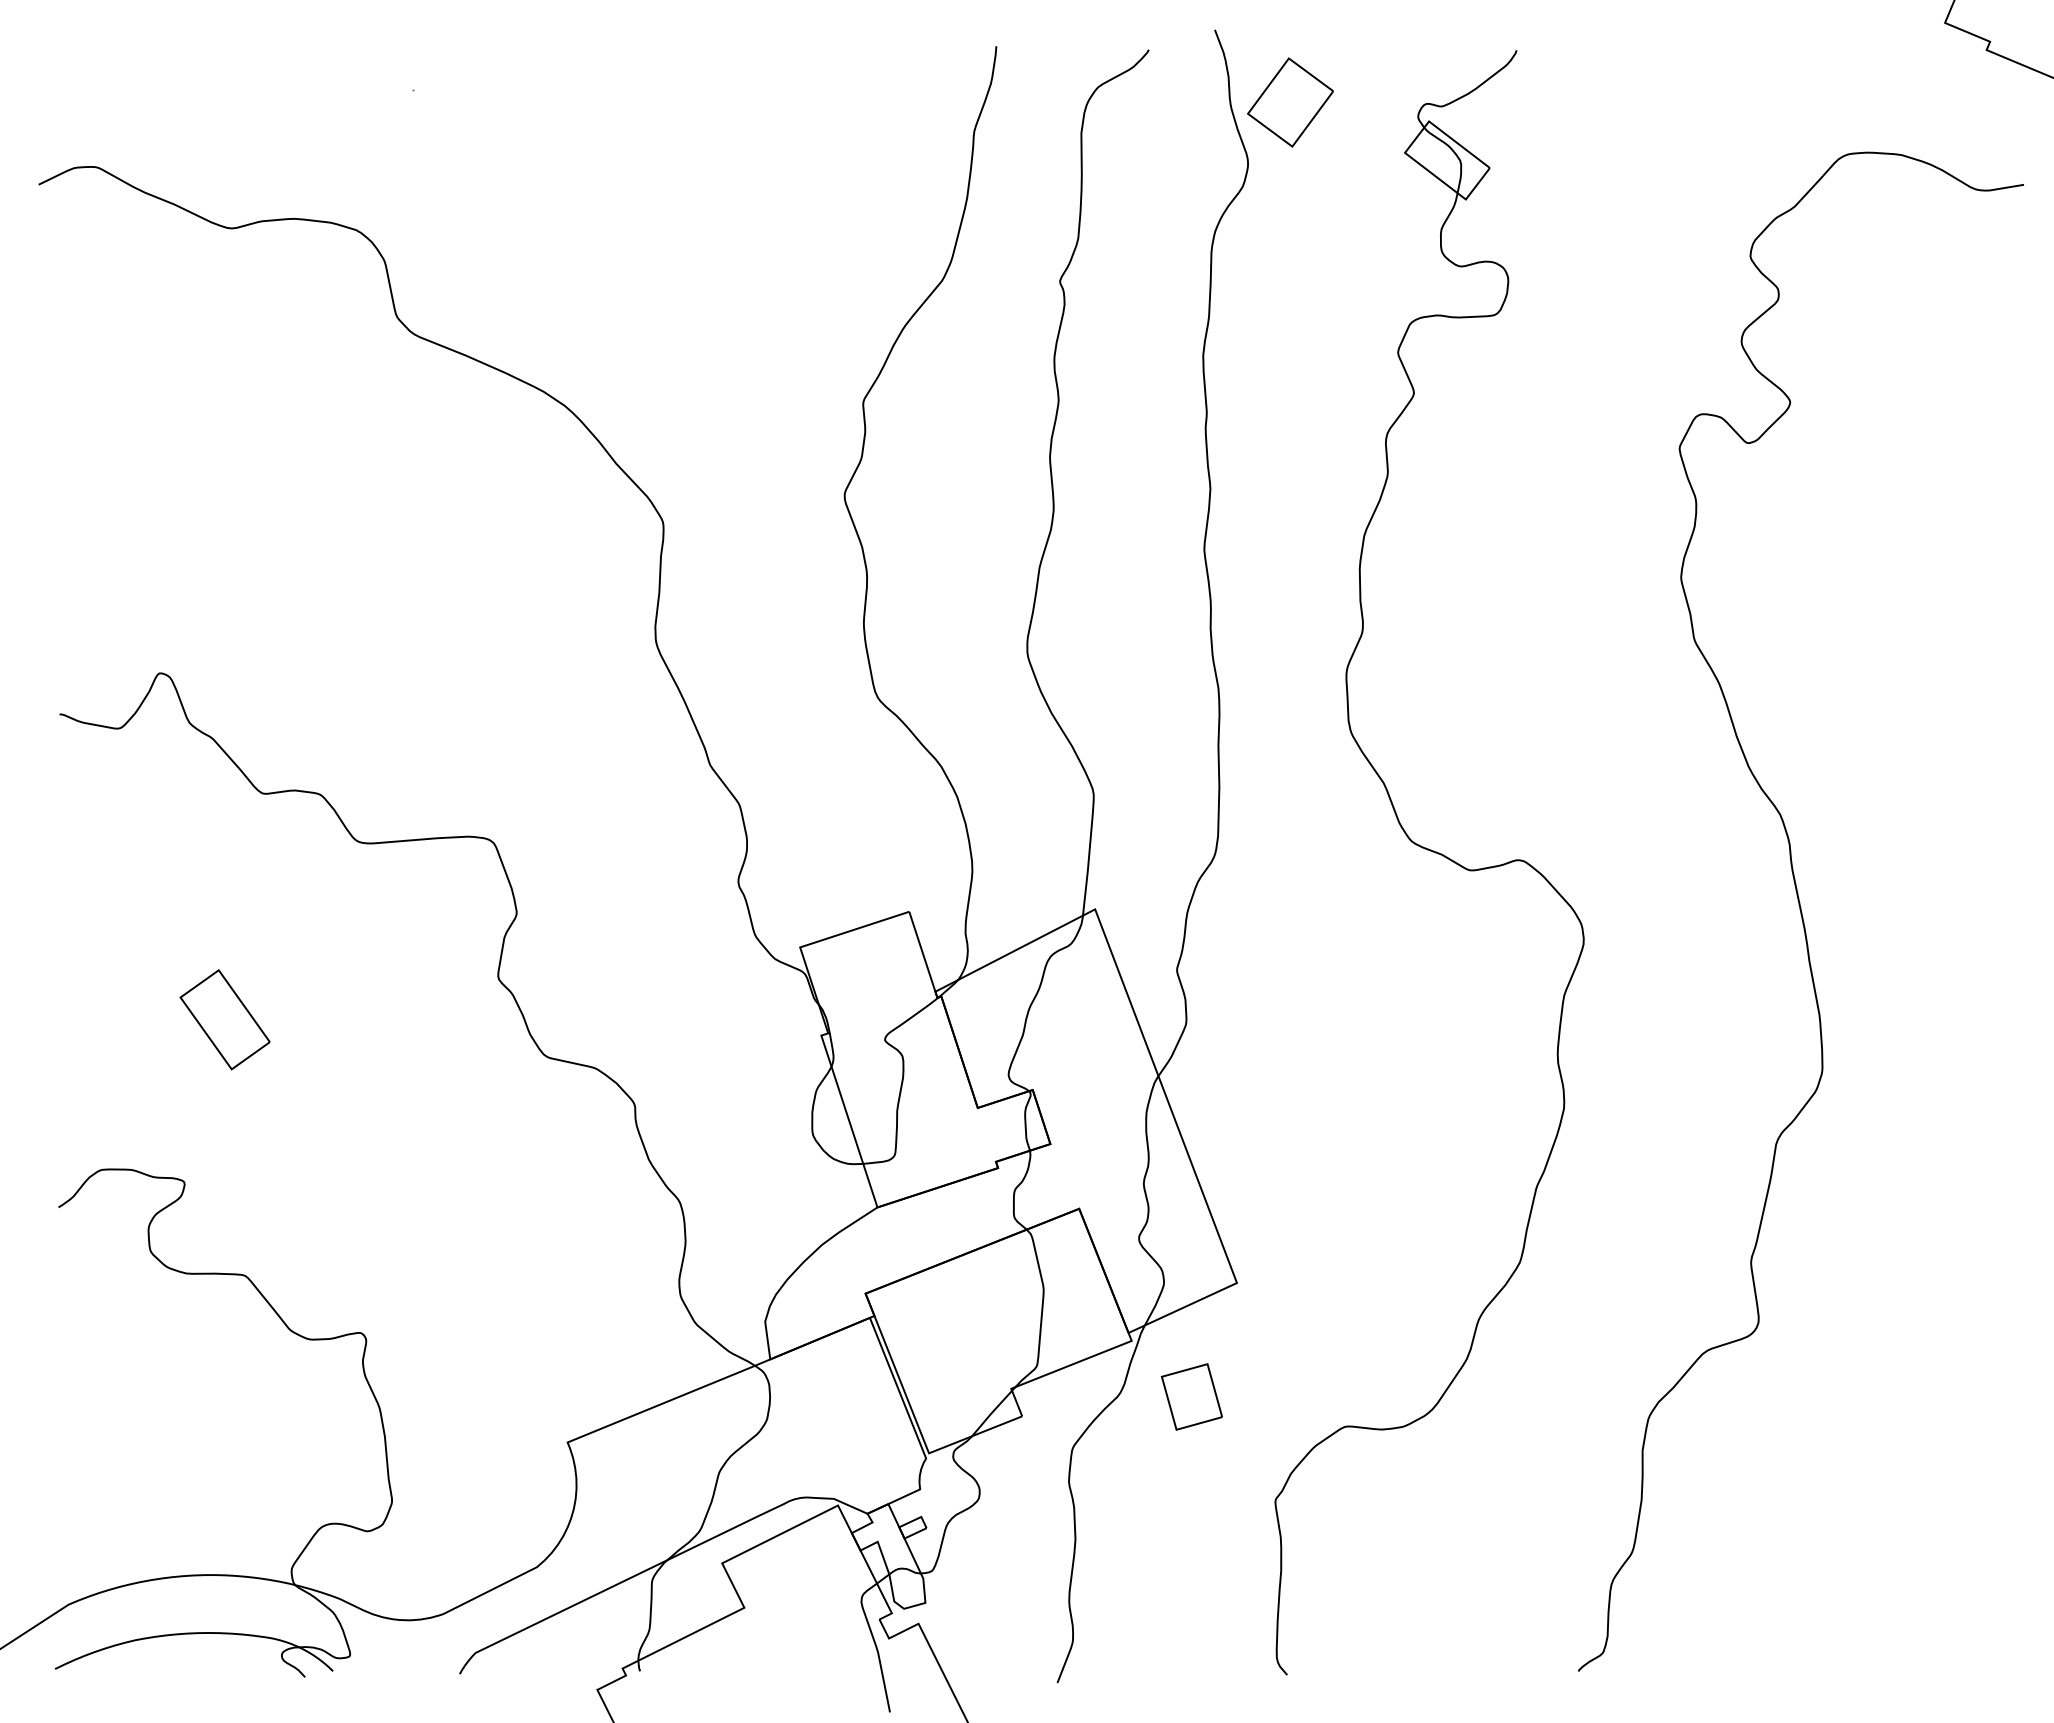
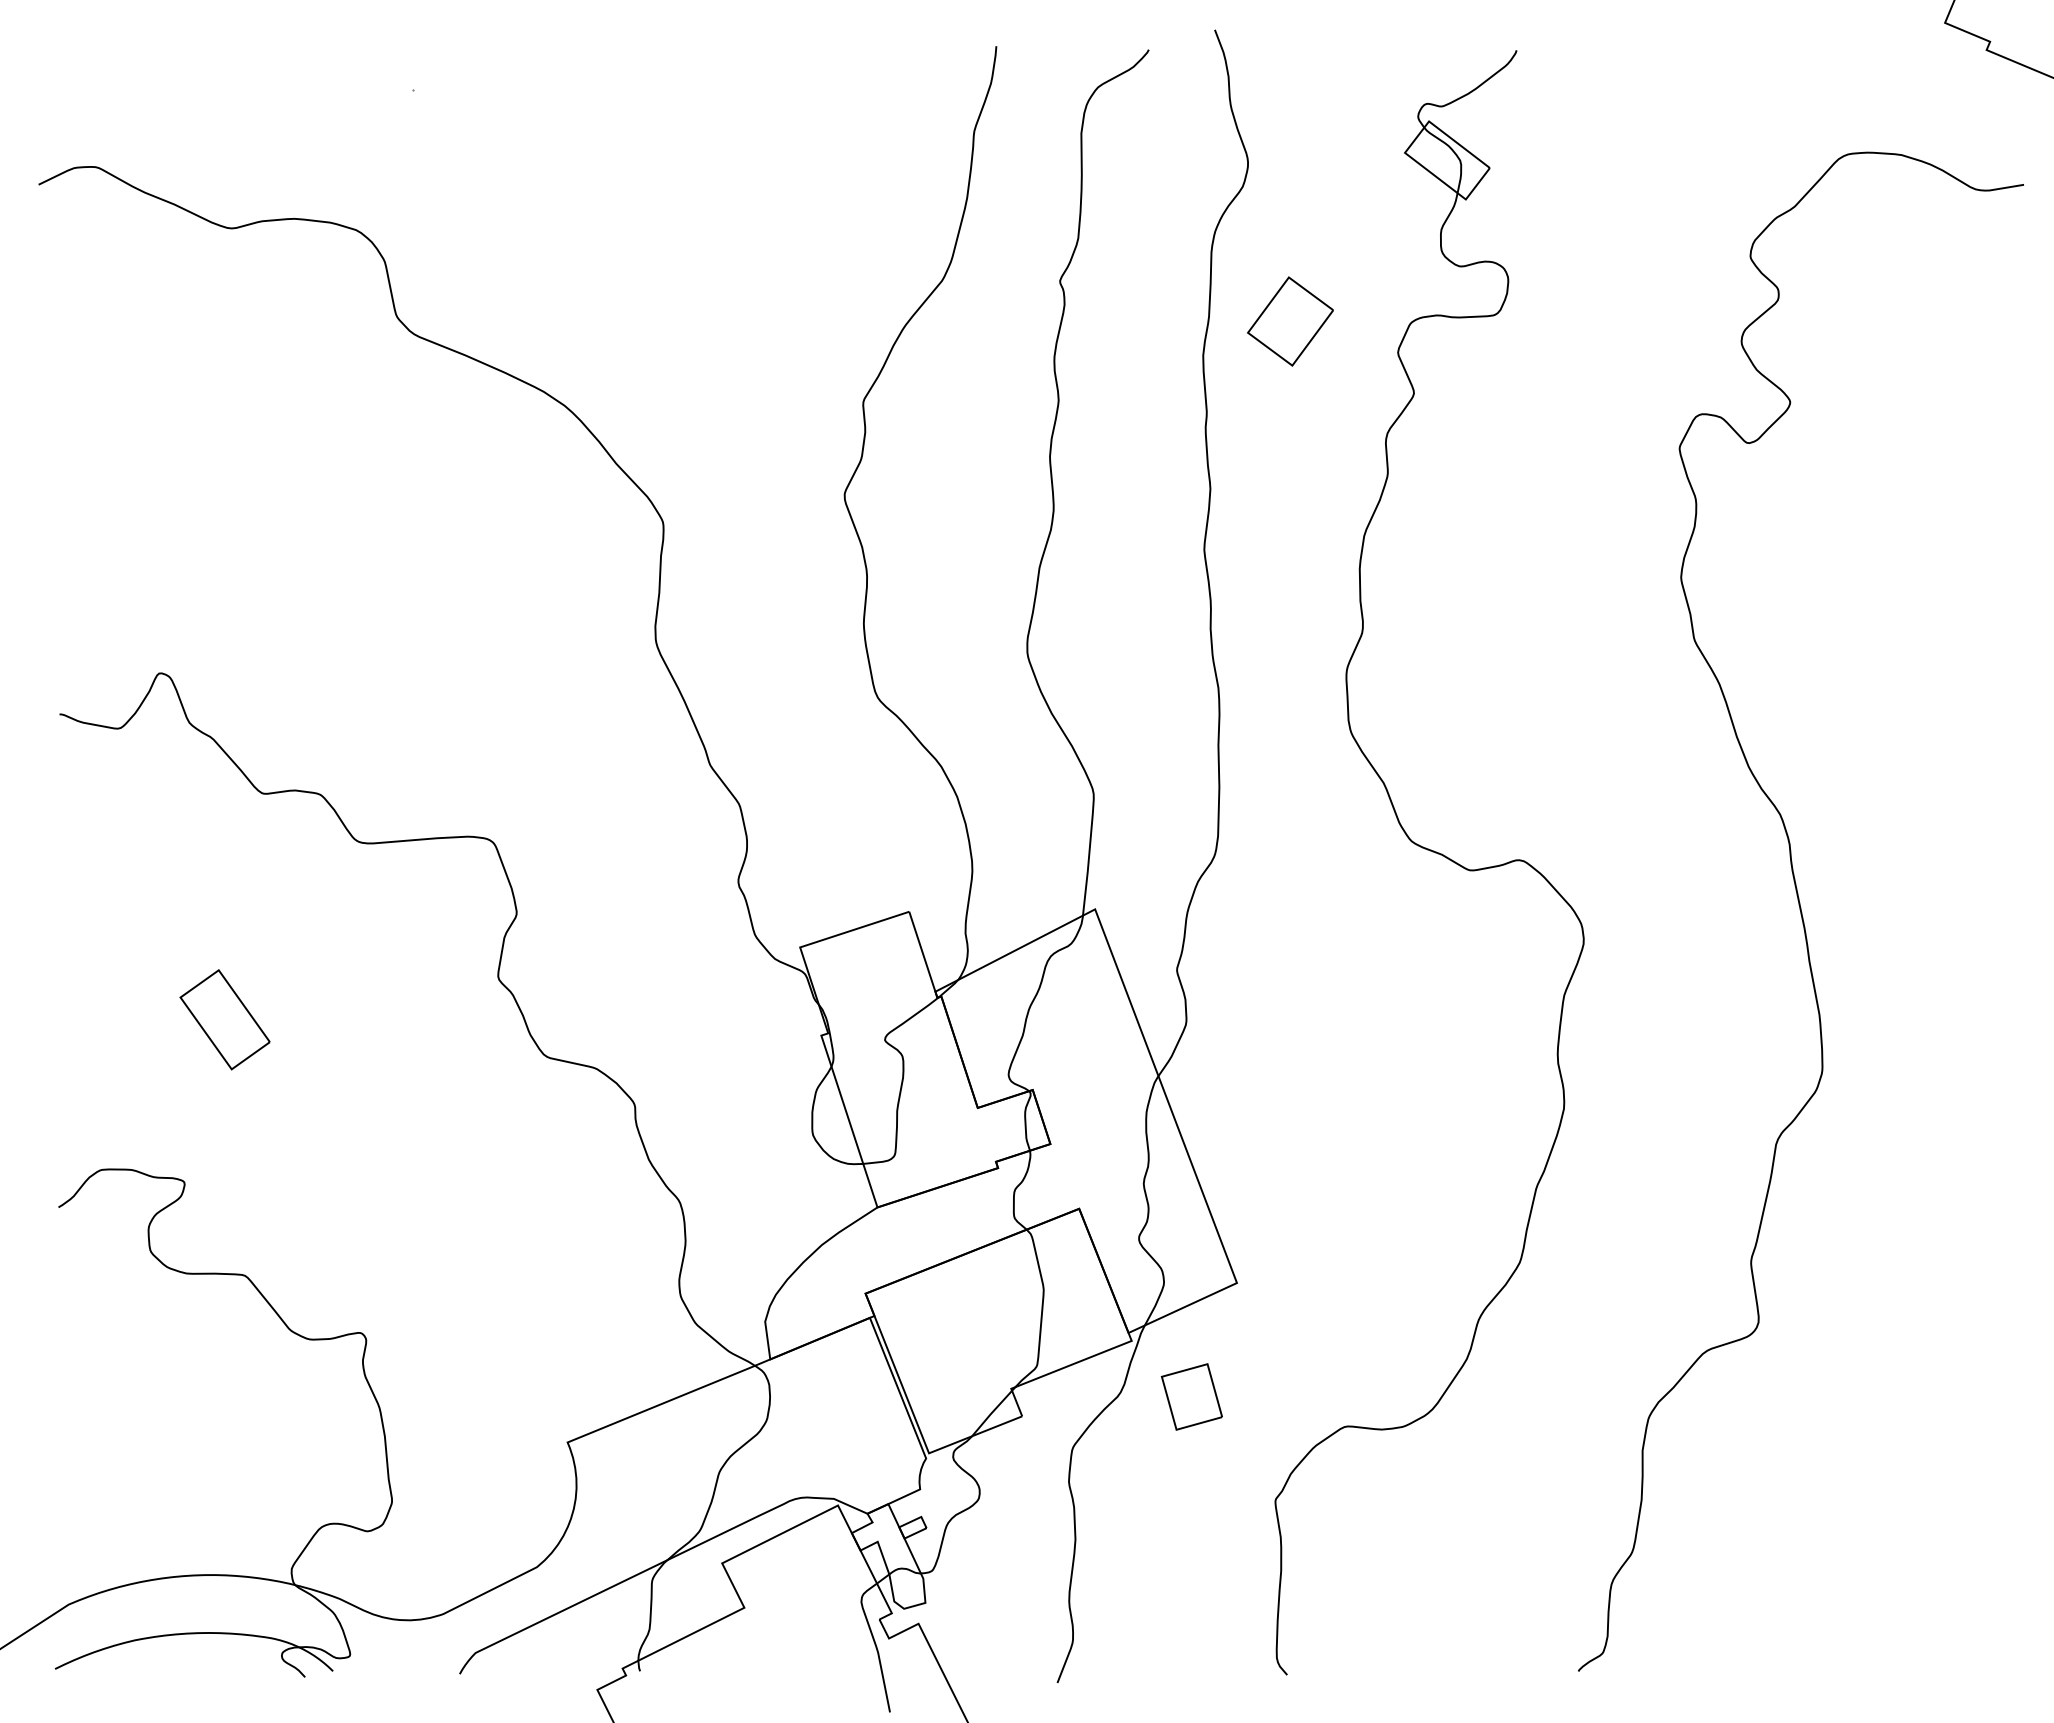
part position: (1290, 102) -> (1290, 321) (1290, 321)
